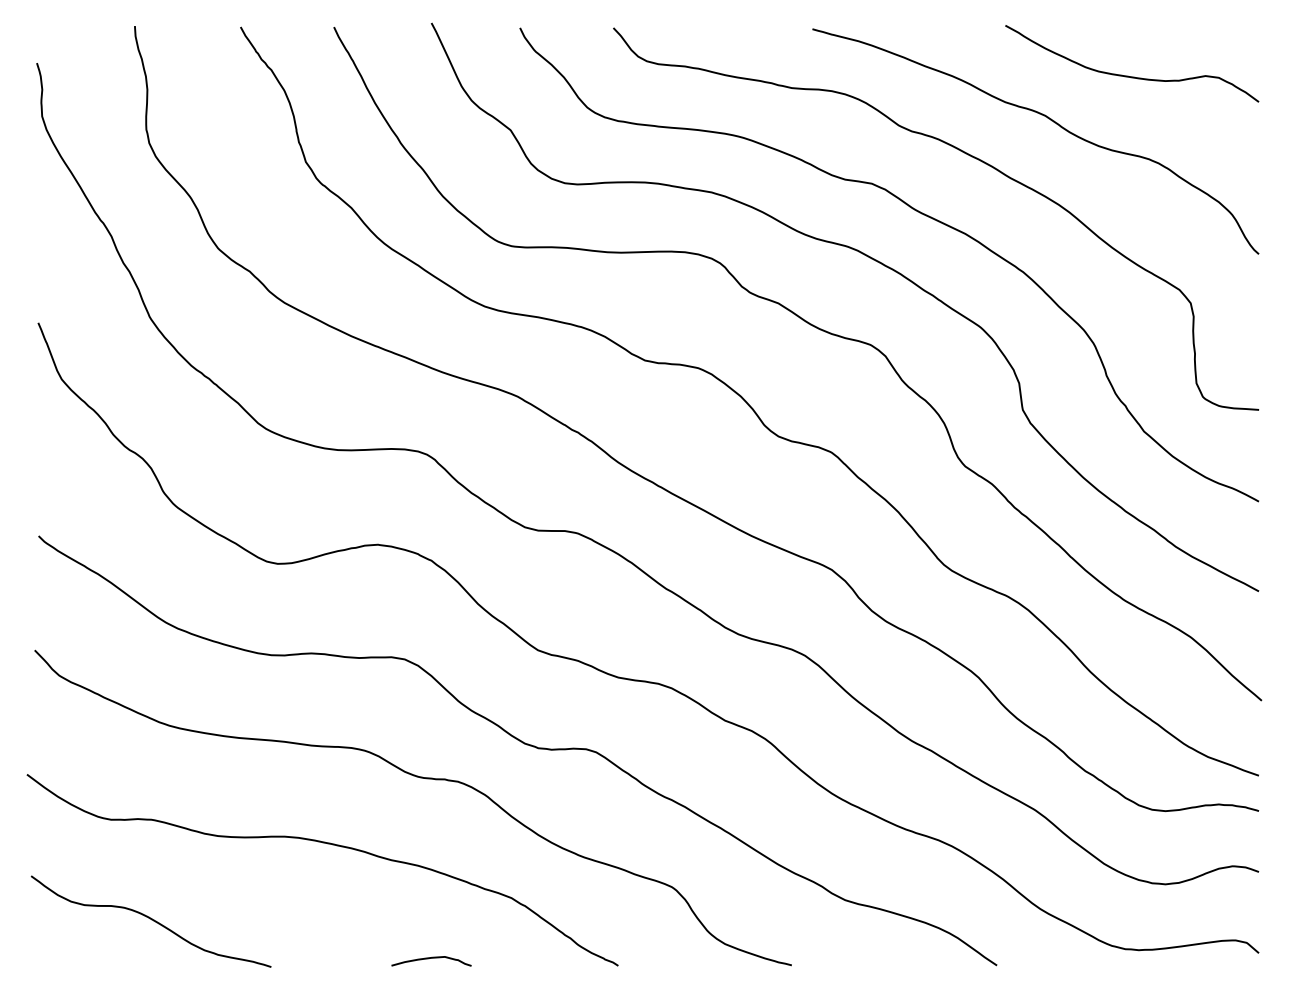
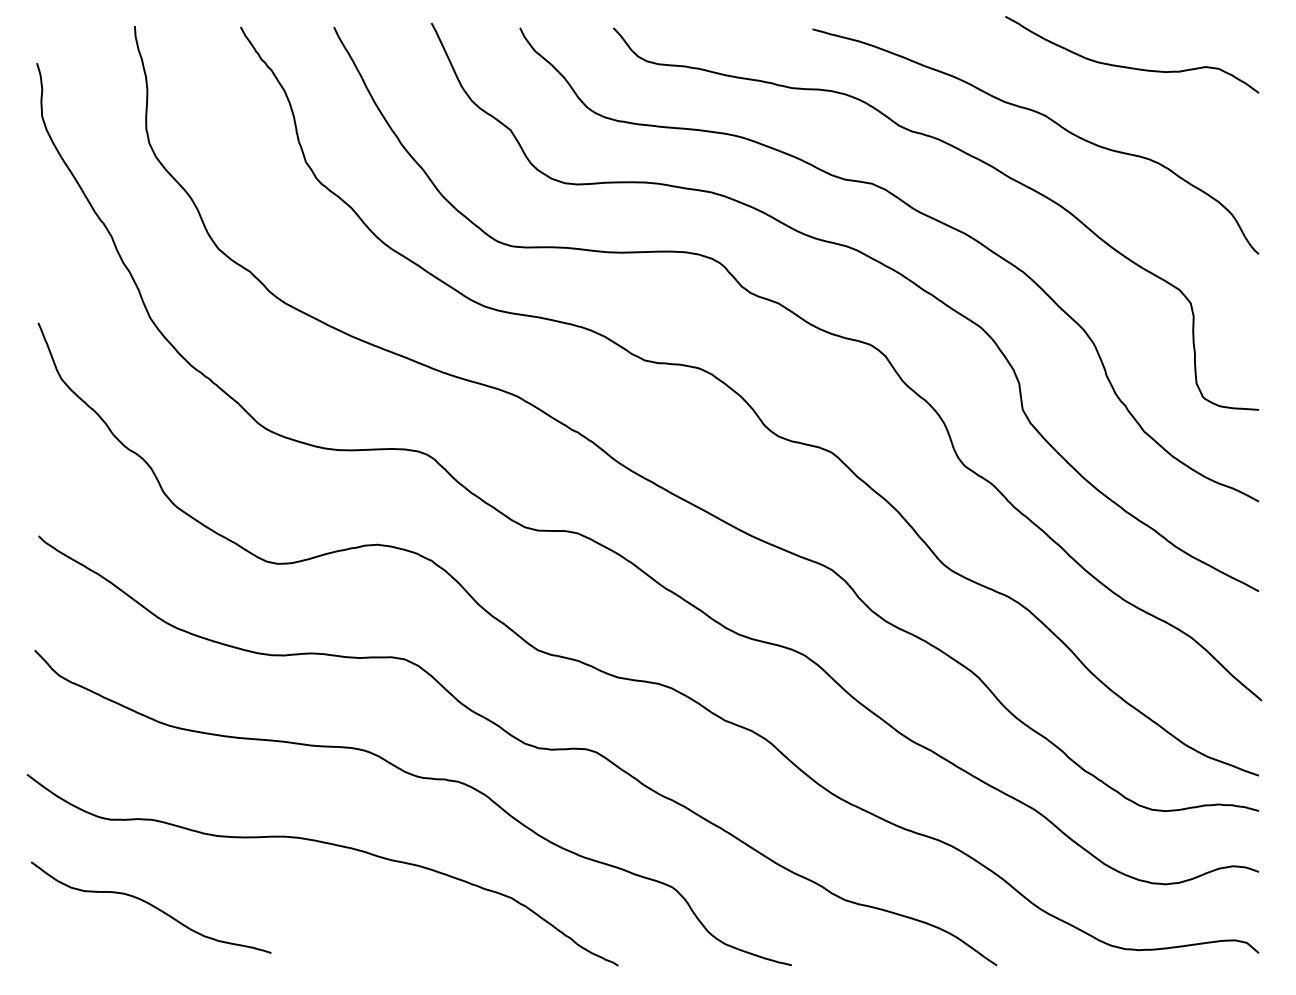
curve position: (1128, 75) -> (1128, 66) (1128, 66)
curve position: (151, 920) -> (151, 906) (151, 906)
curve: present -> none (431, 958)
